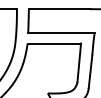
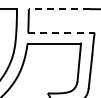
line: solid -> dashed (59, 9)
line: solid -> dashed (61, 32)
